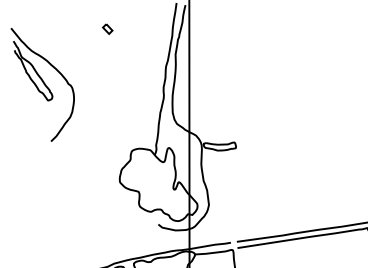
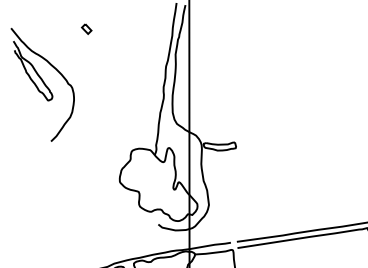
part position: (107, 28) -> (86, 28) (86, 28)
